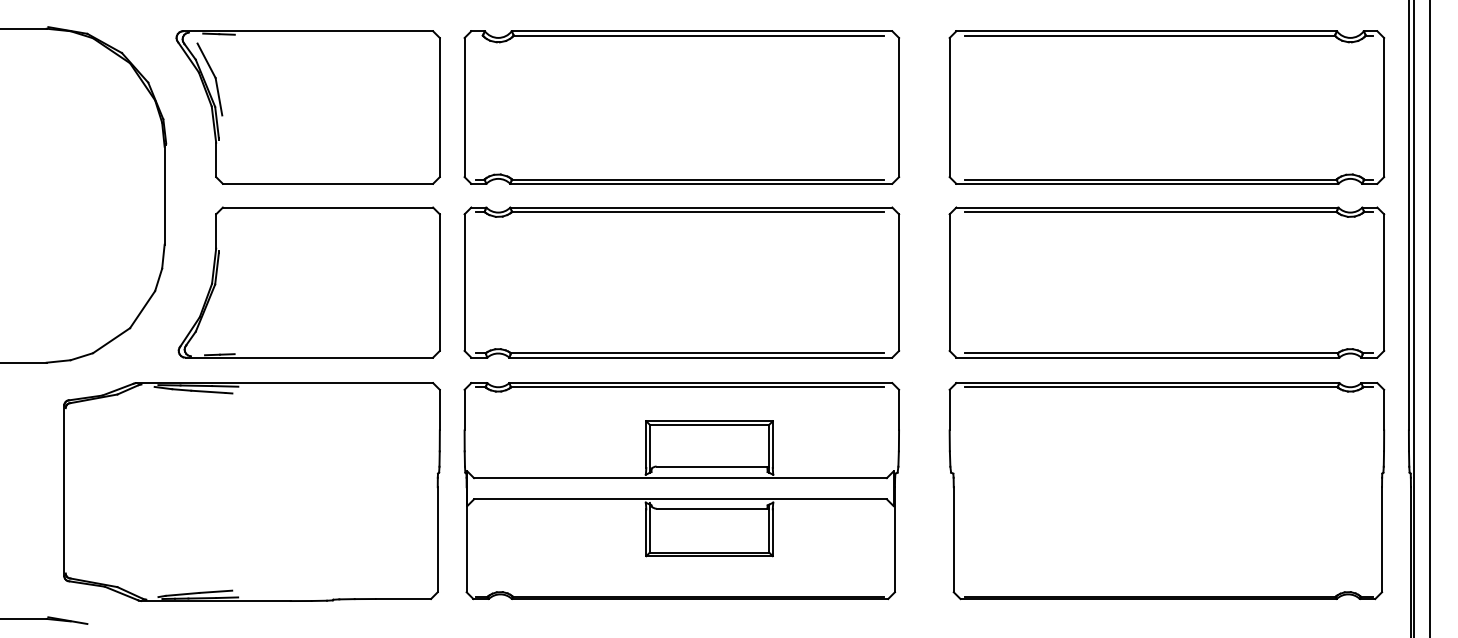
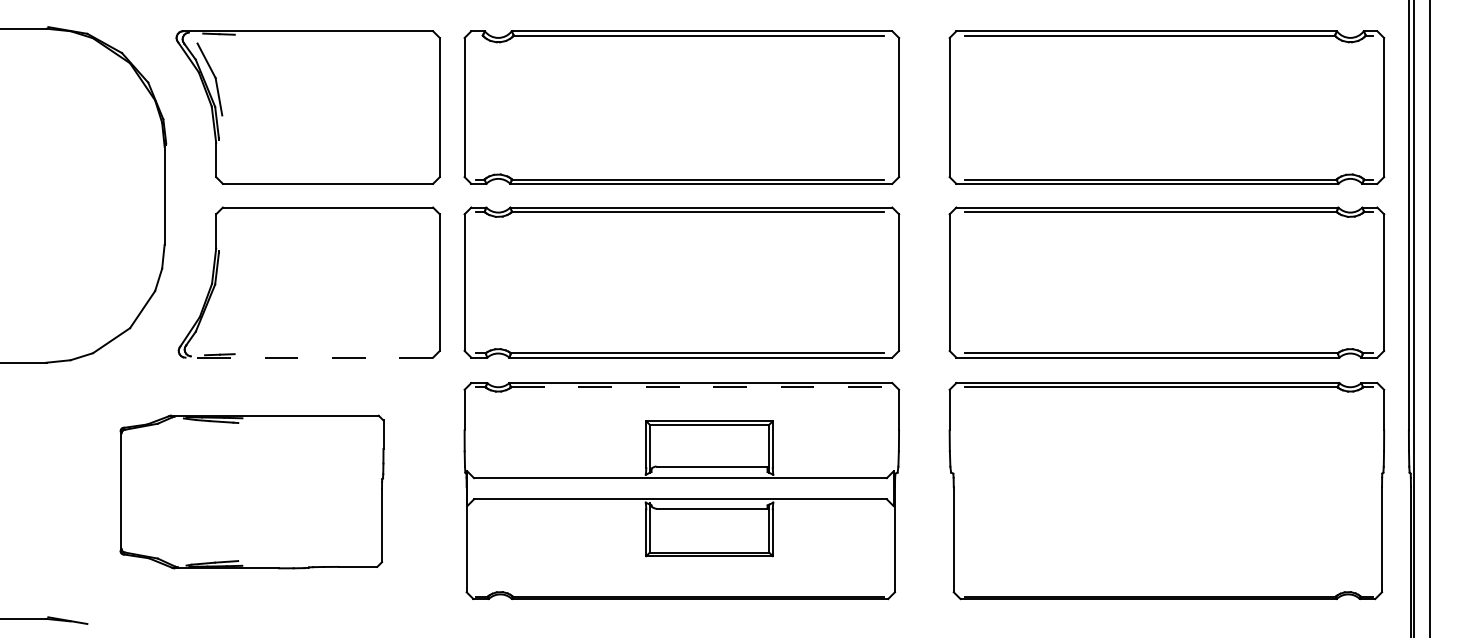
line: solid -> dashed (309, 357)
line: solid -> dashed (697, 387)
part size: 378x220 px -> 266x156 px (251, 491)
